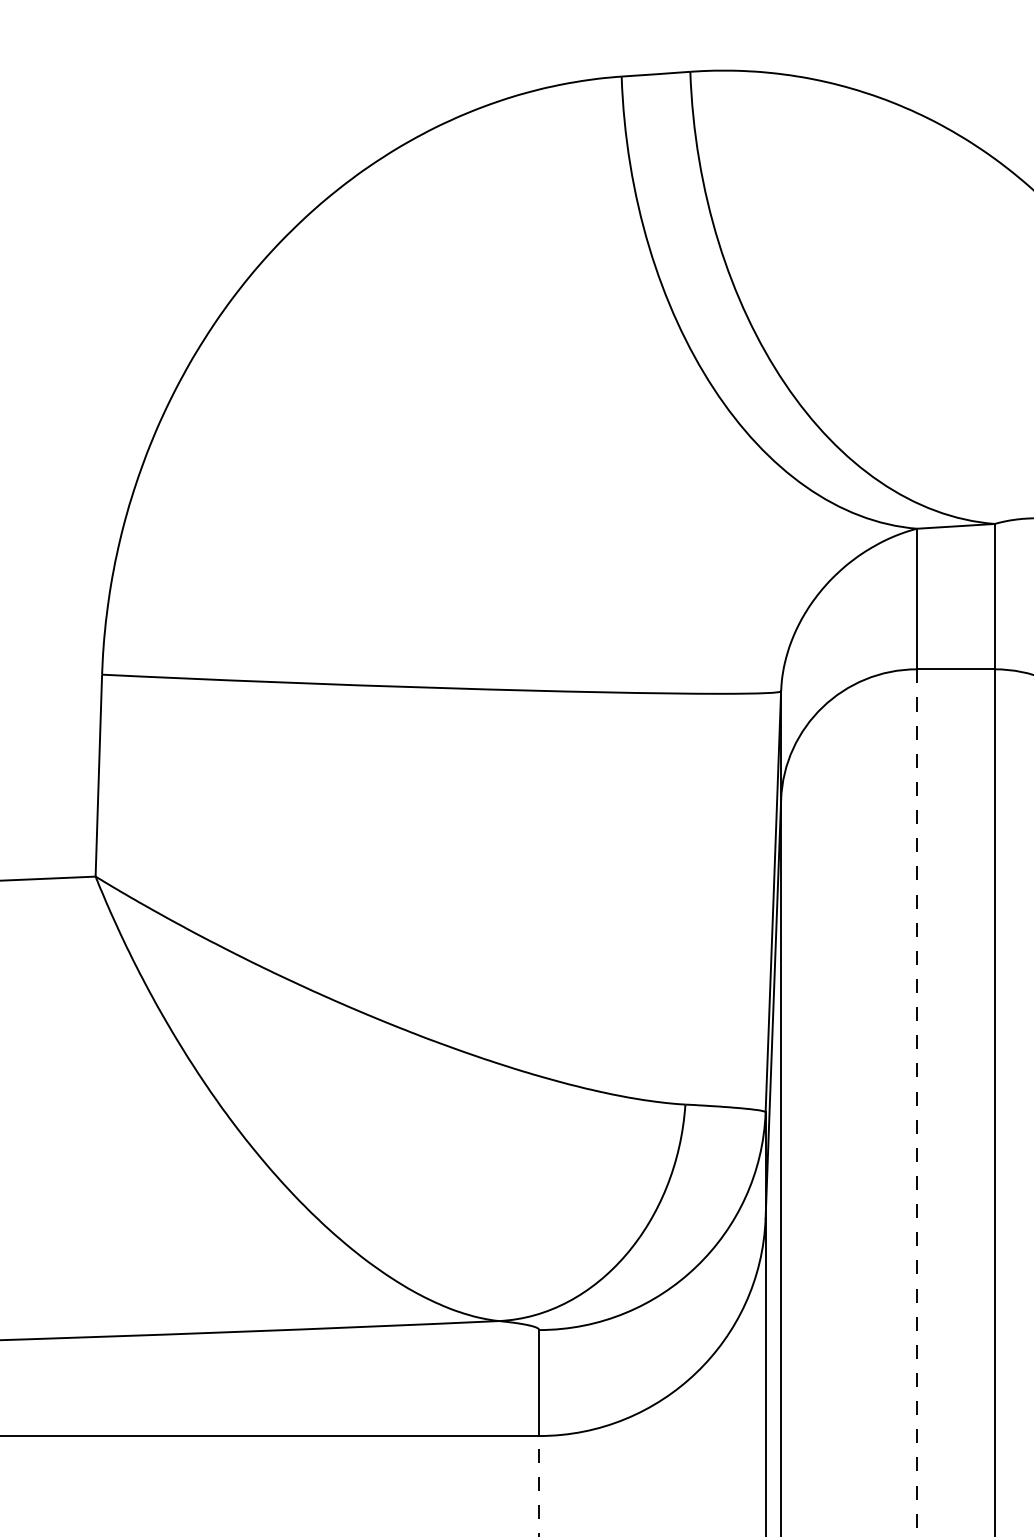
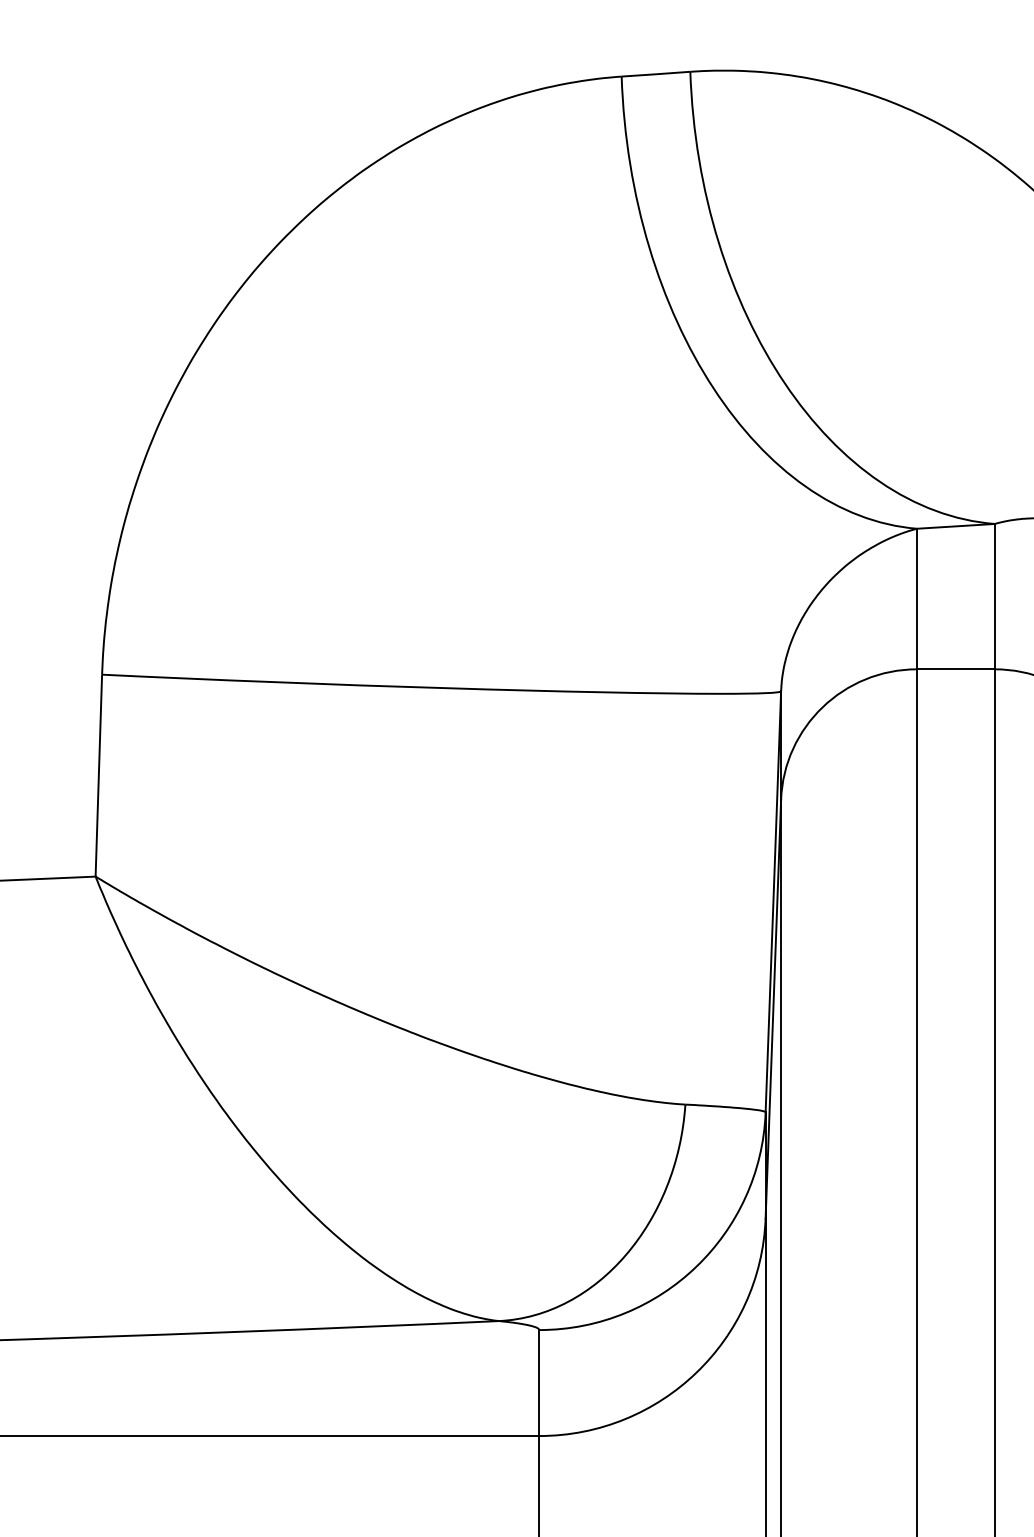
line: dashed -> solid (917, 1103)
line: dashed -> solid (539, 1486)
